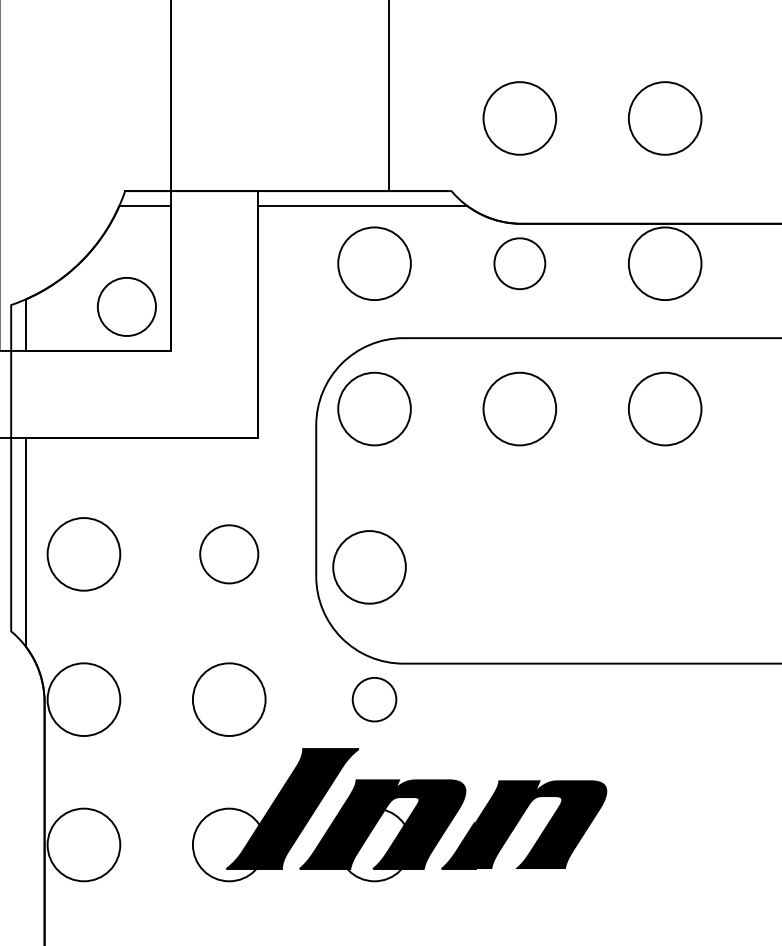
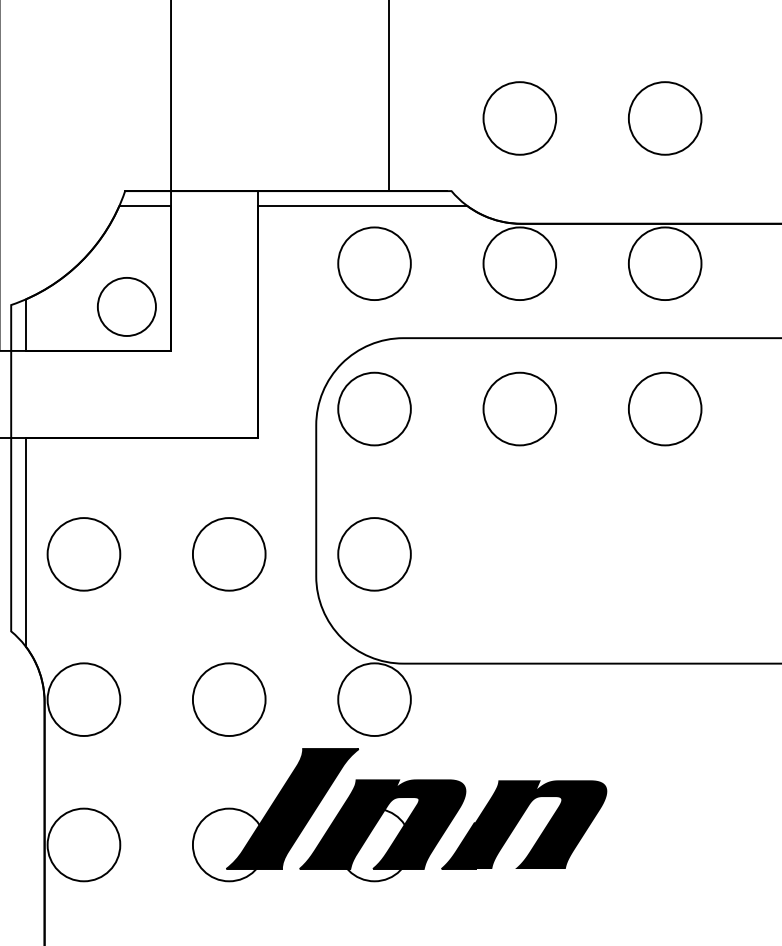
circle diameter: 51 px -> 73 px (519, 263)
circle diameter: 58 px -> 73 px (228, 554)
circle position: (369, 567) -> (374, 554) (374, 554)
circle diameter: 44 px -> 73 px (374, 699)
